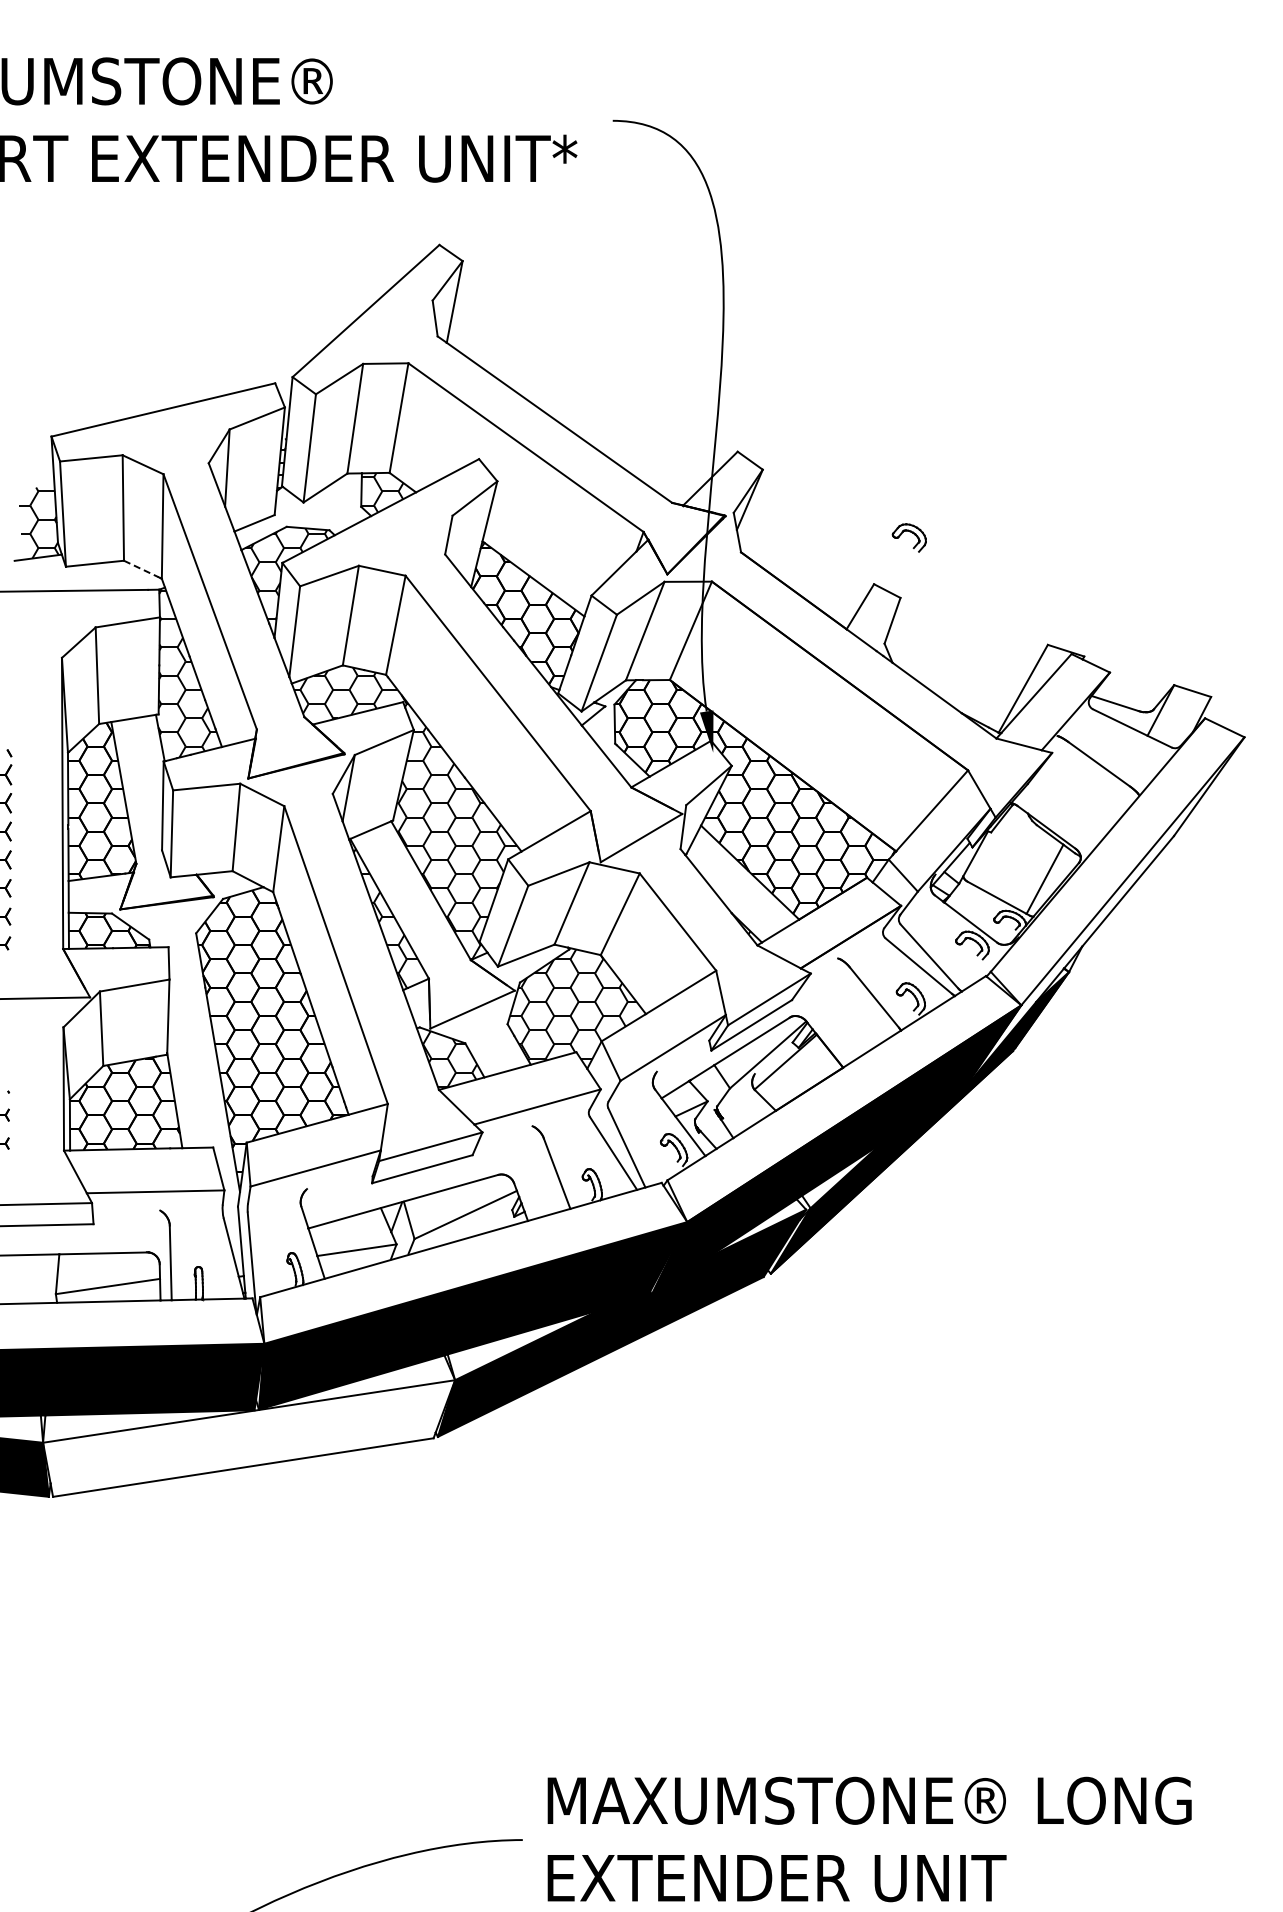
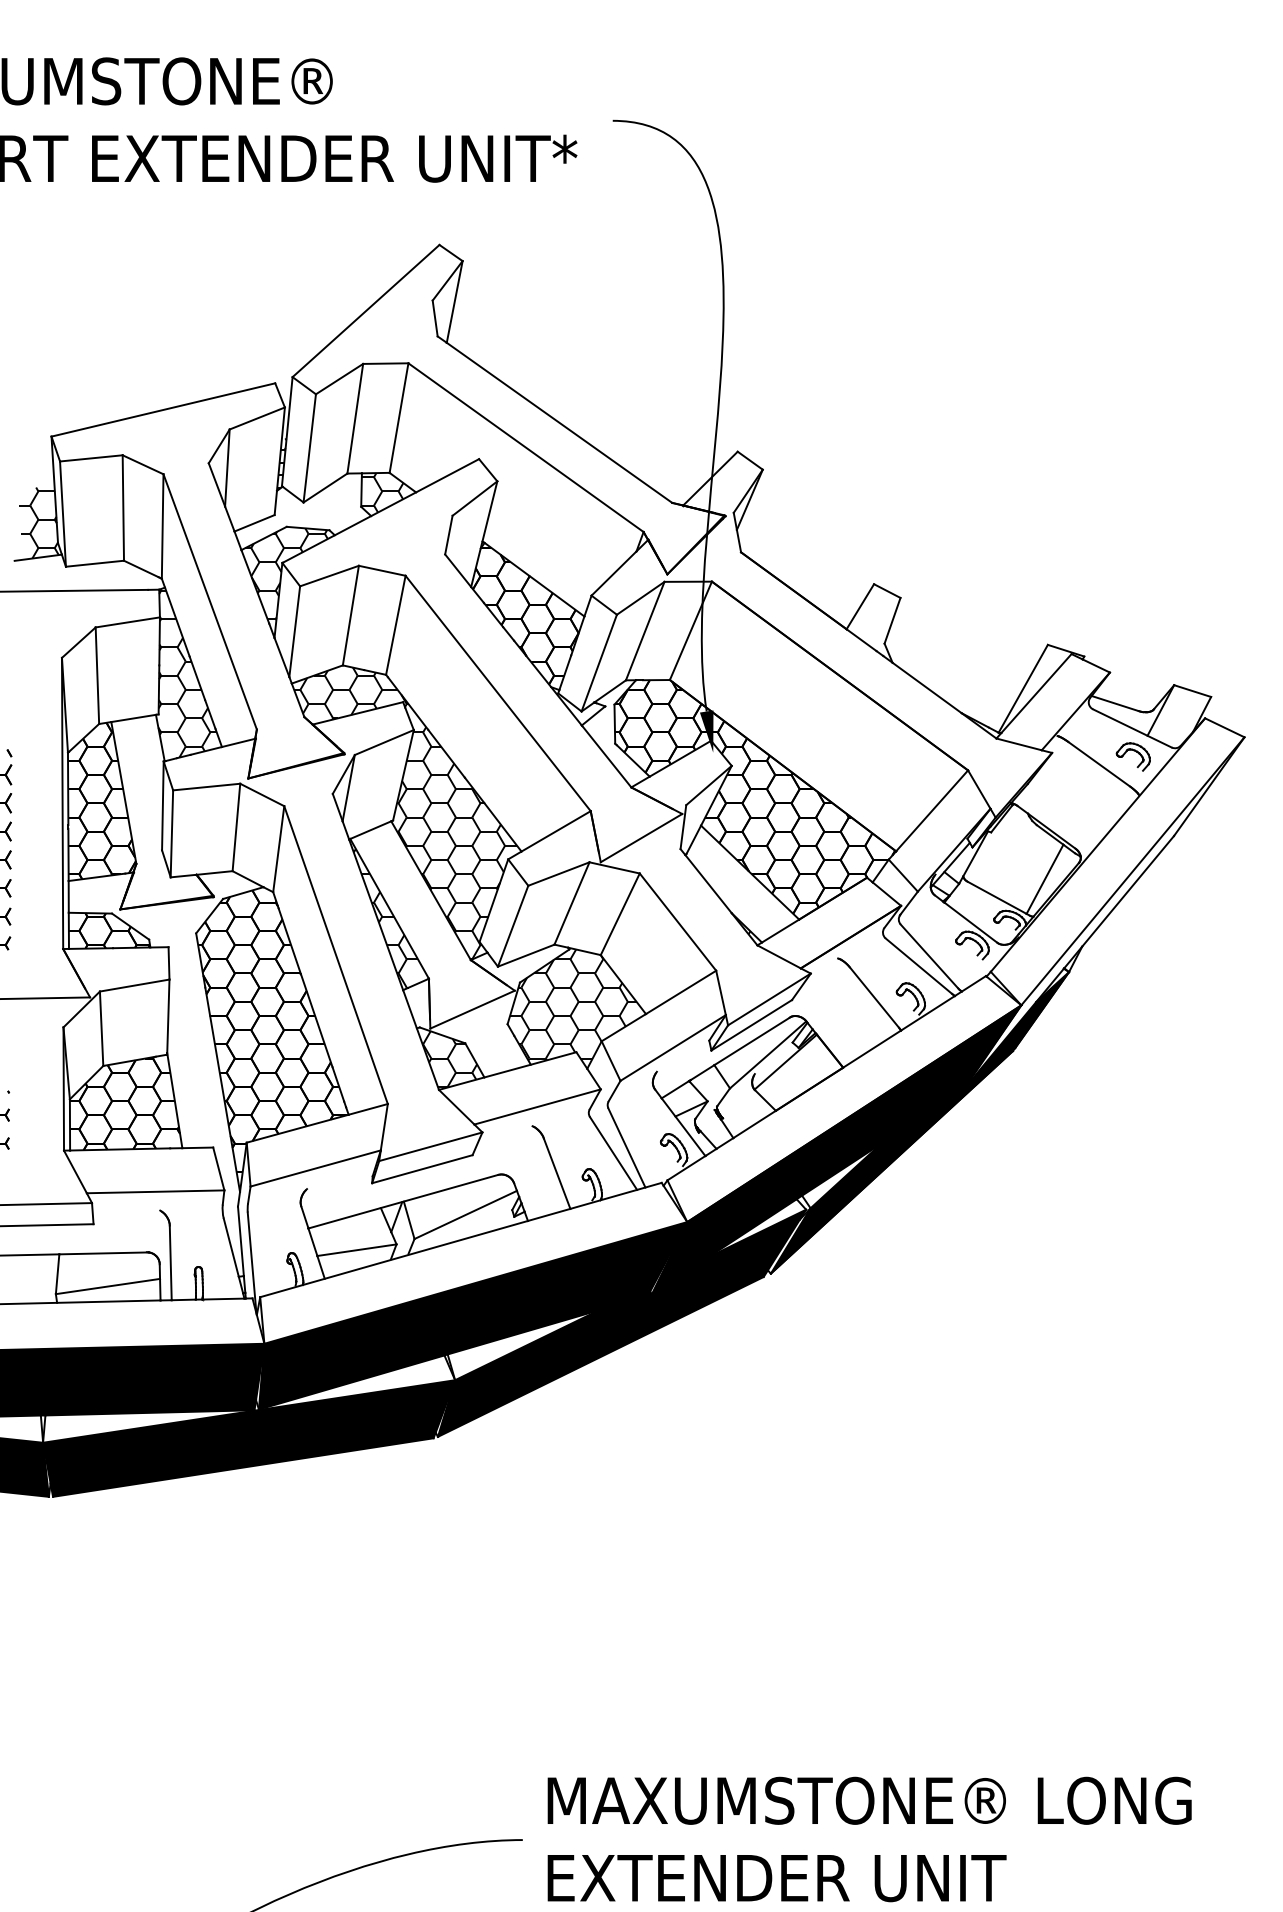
part position: (908, 537) -> (1132, 756) (1132, 756)
line: dashed -> solid (141, 569)
fill: none -> present (249, 1438)
